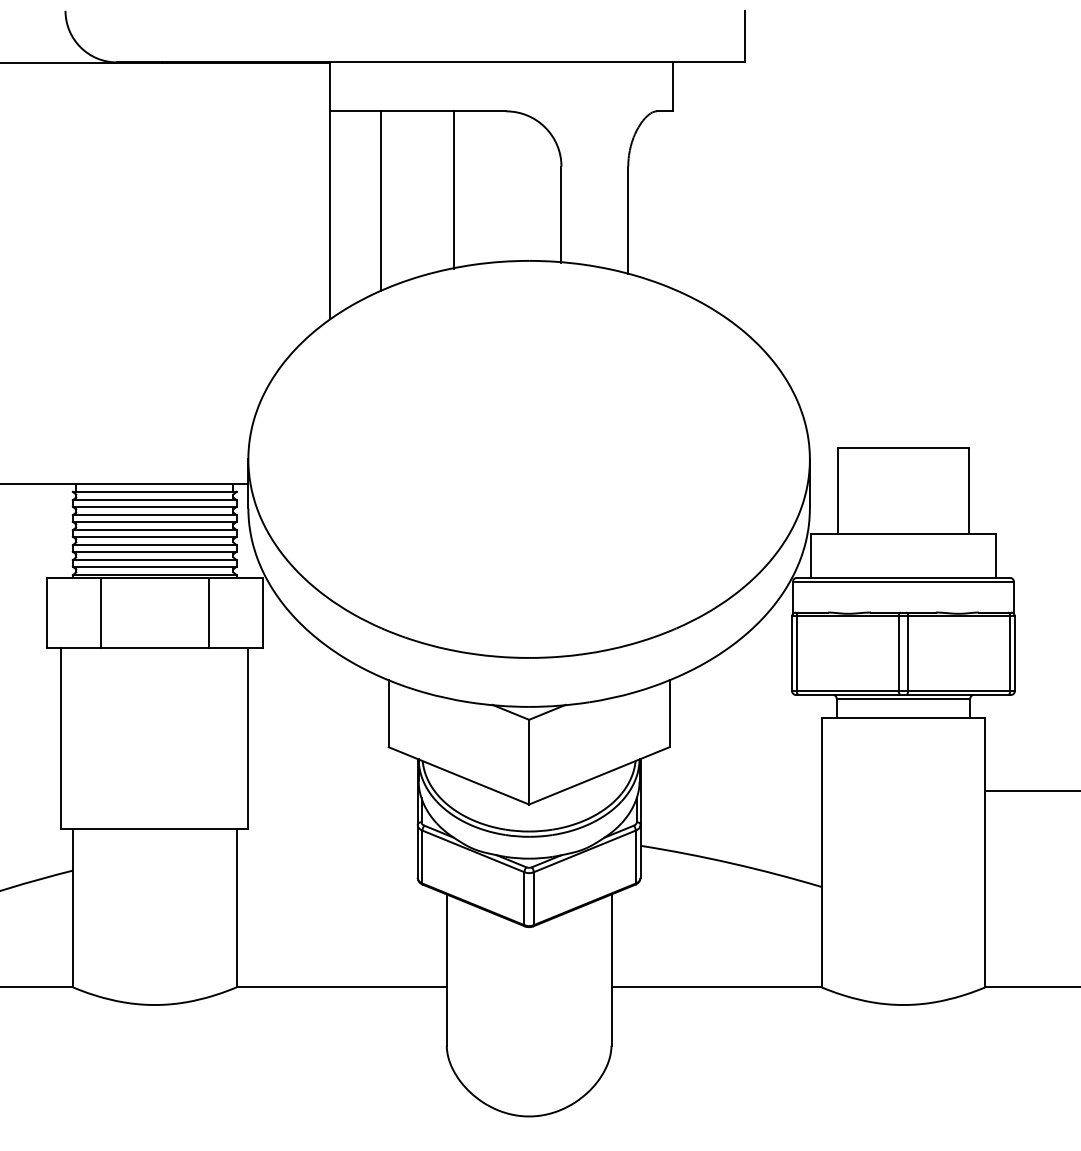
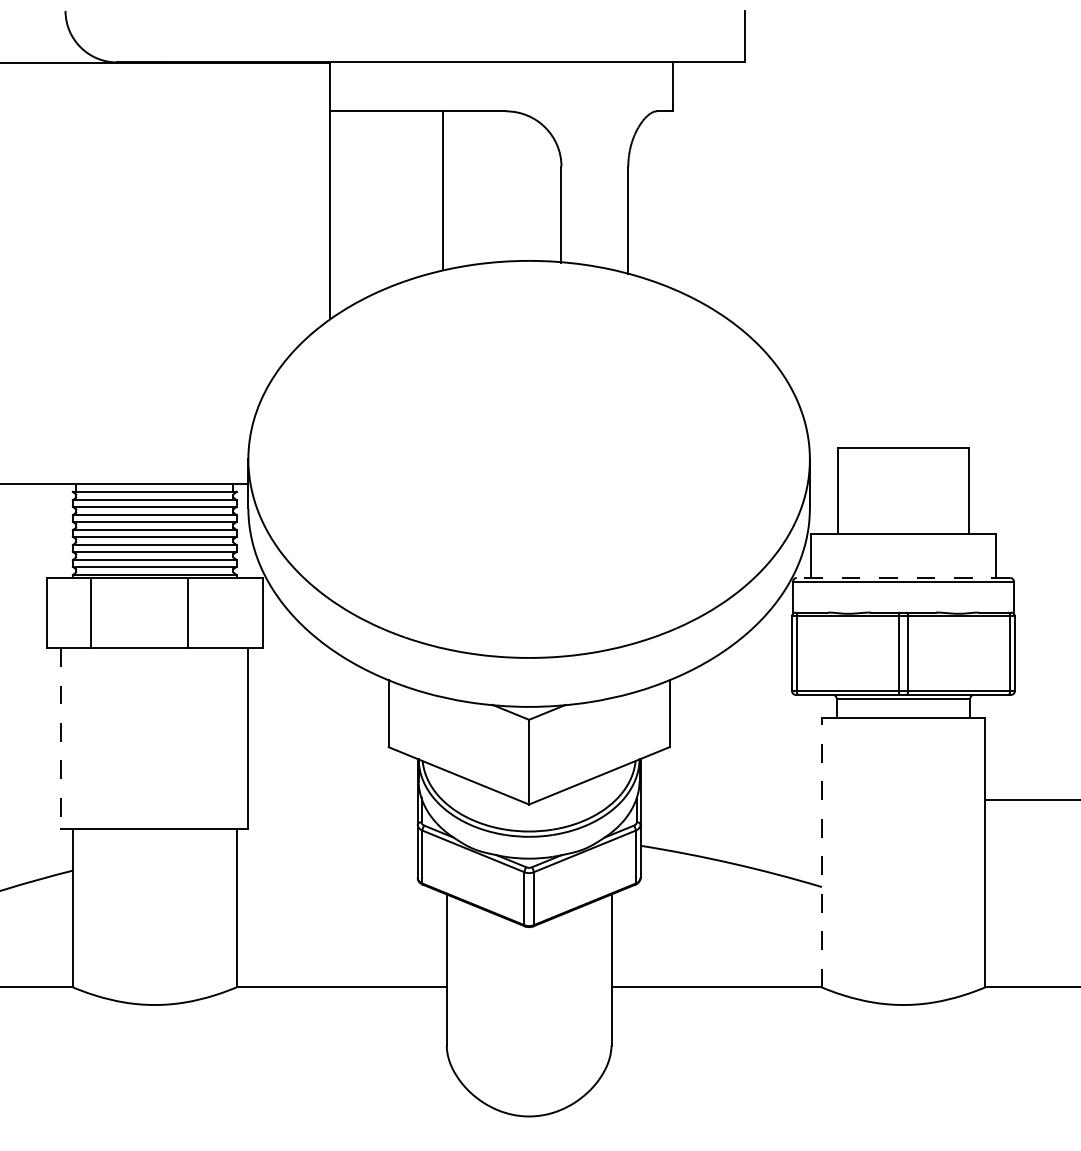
line position: (453, 189) -> (442, 189) (442, 189)
line: present -> none (381, 201)
line: solid -> dashed (903, 577)
line position: (100, 612) -> (90, 612) (90, 612)
line position: (208, 612) -> (187, 612) (187, 612)
line: solid -> dashed (61, 738)
line position: (1031, 790) -> (1031, 799) (1031, 799)
line: solid -> dashed (821, 852)
